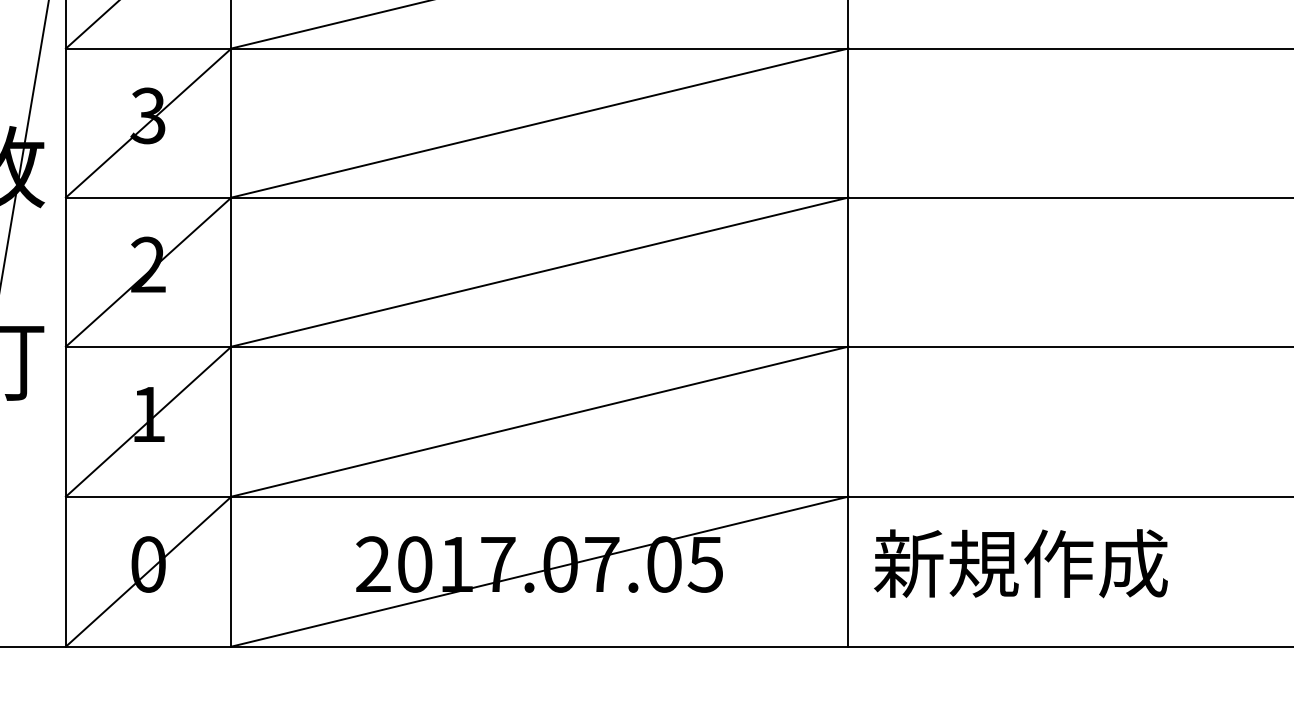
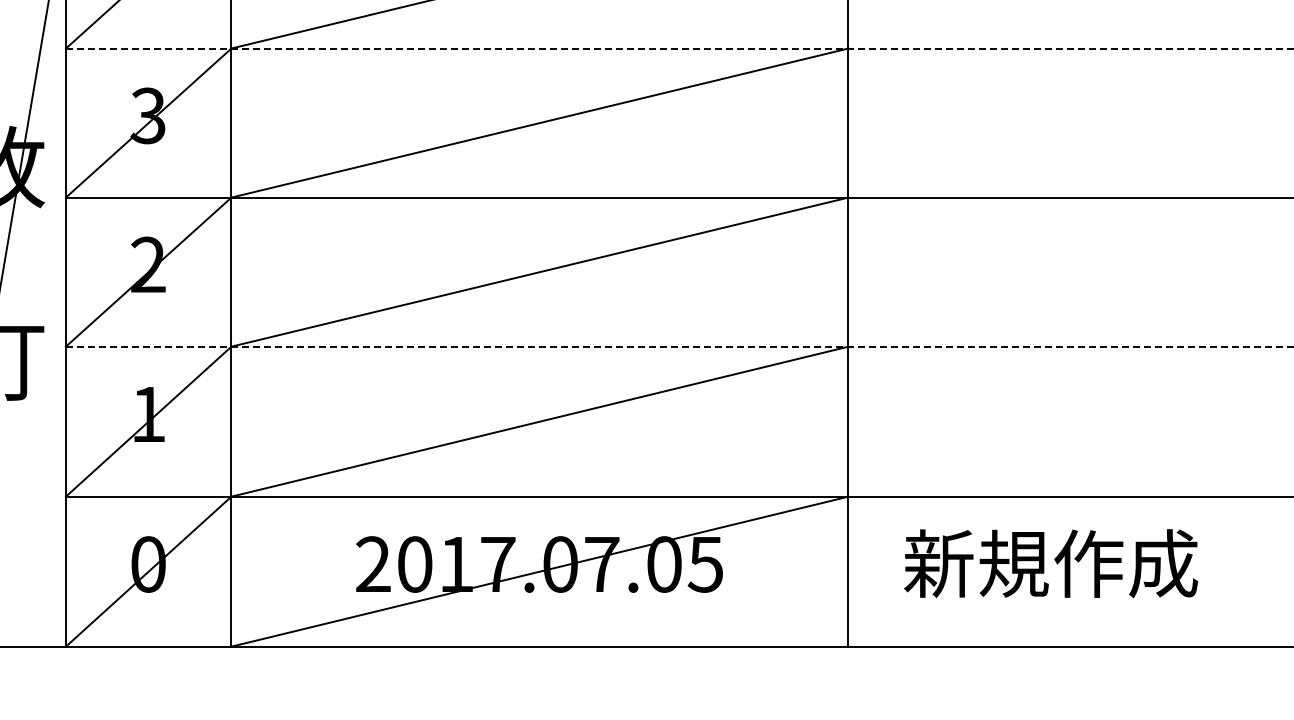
line: solid -> dashed (679, 48)
line: solid -> dashed (679, 346)
text position: (1020, 563) -> (1050, 563) (1050, 563)
